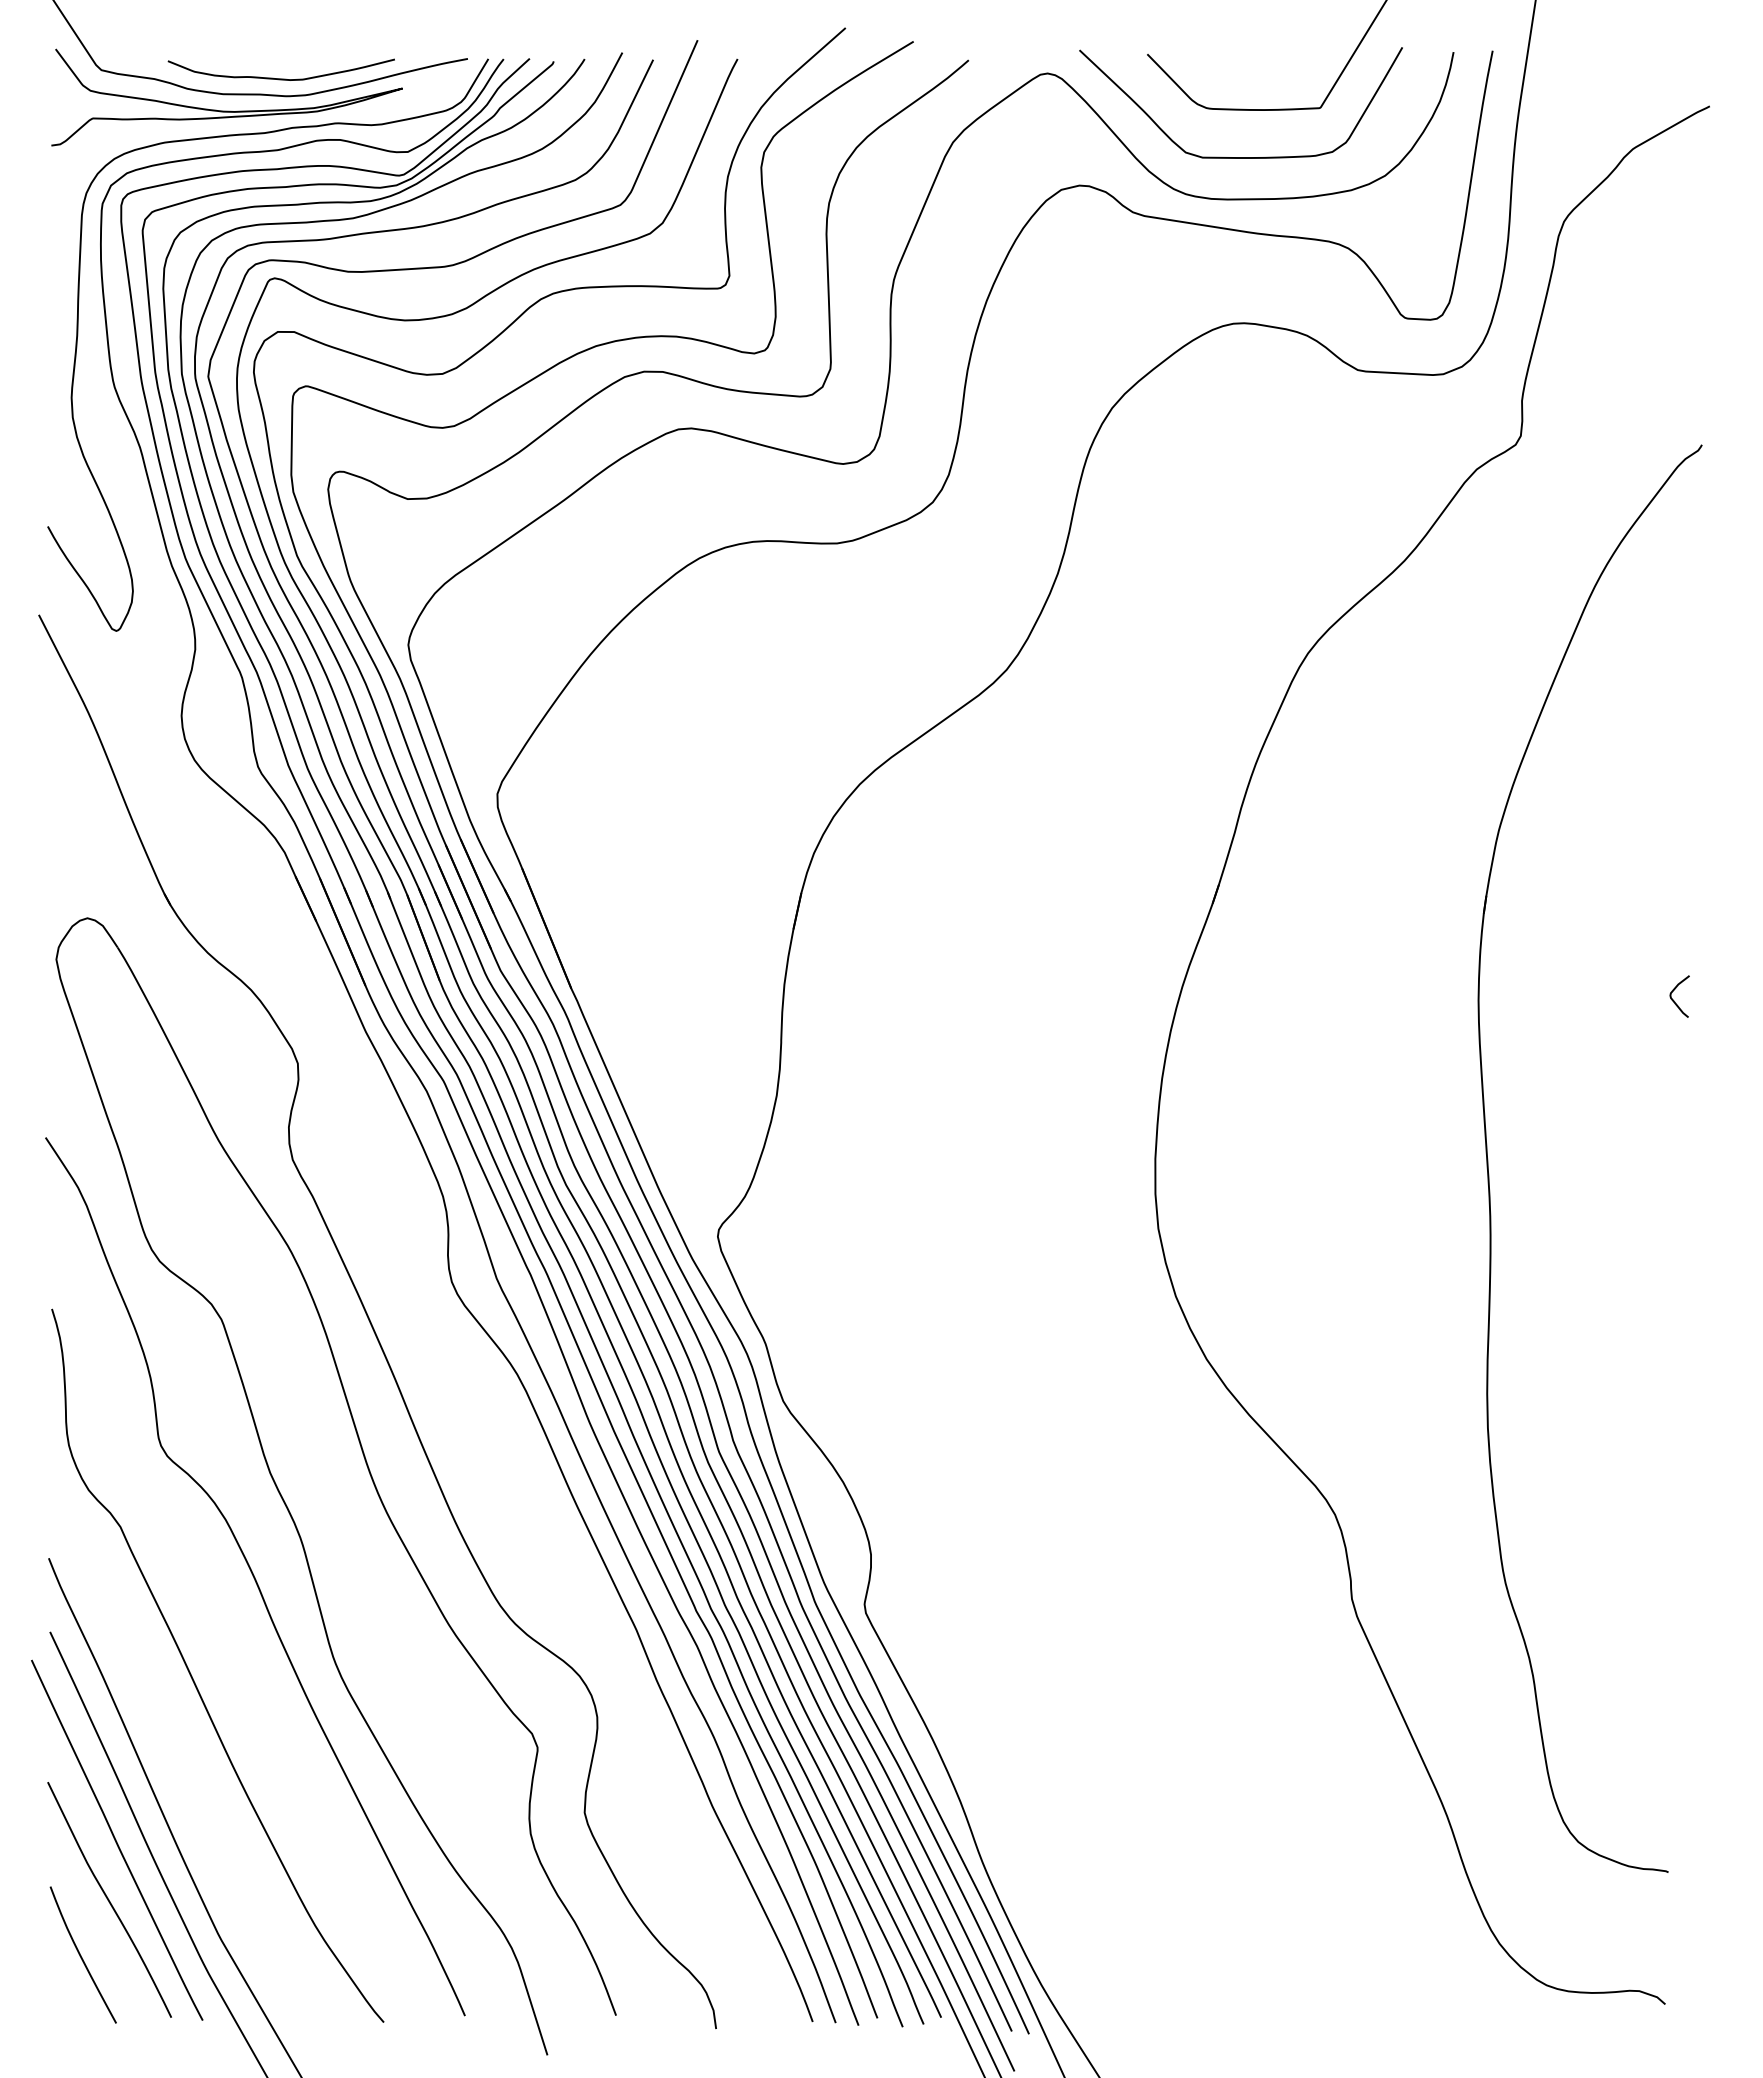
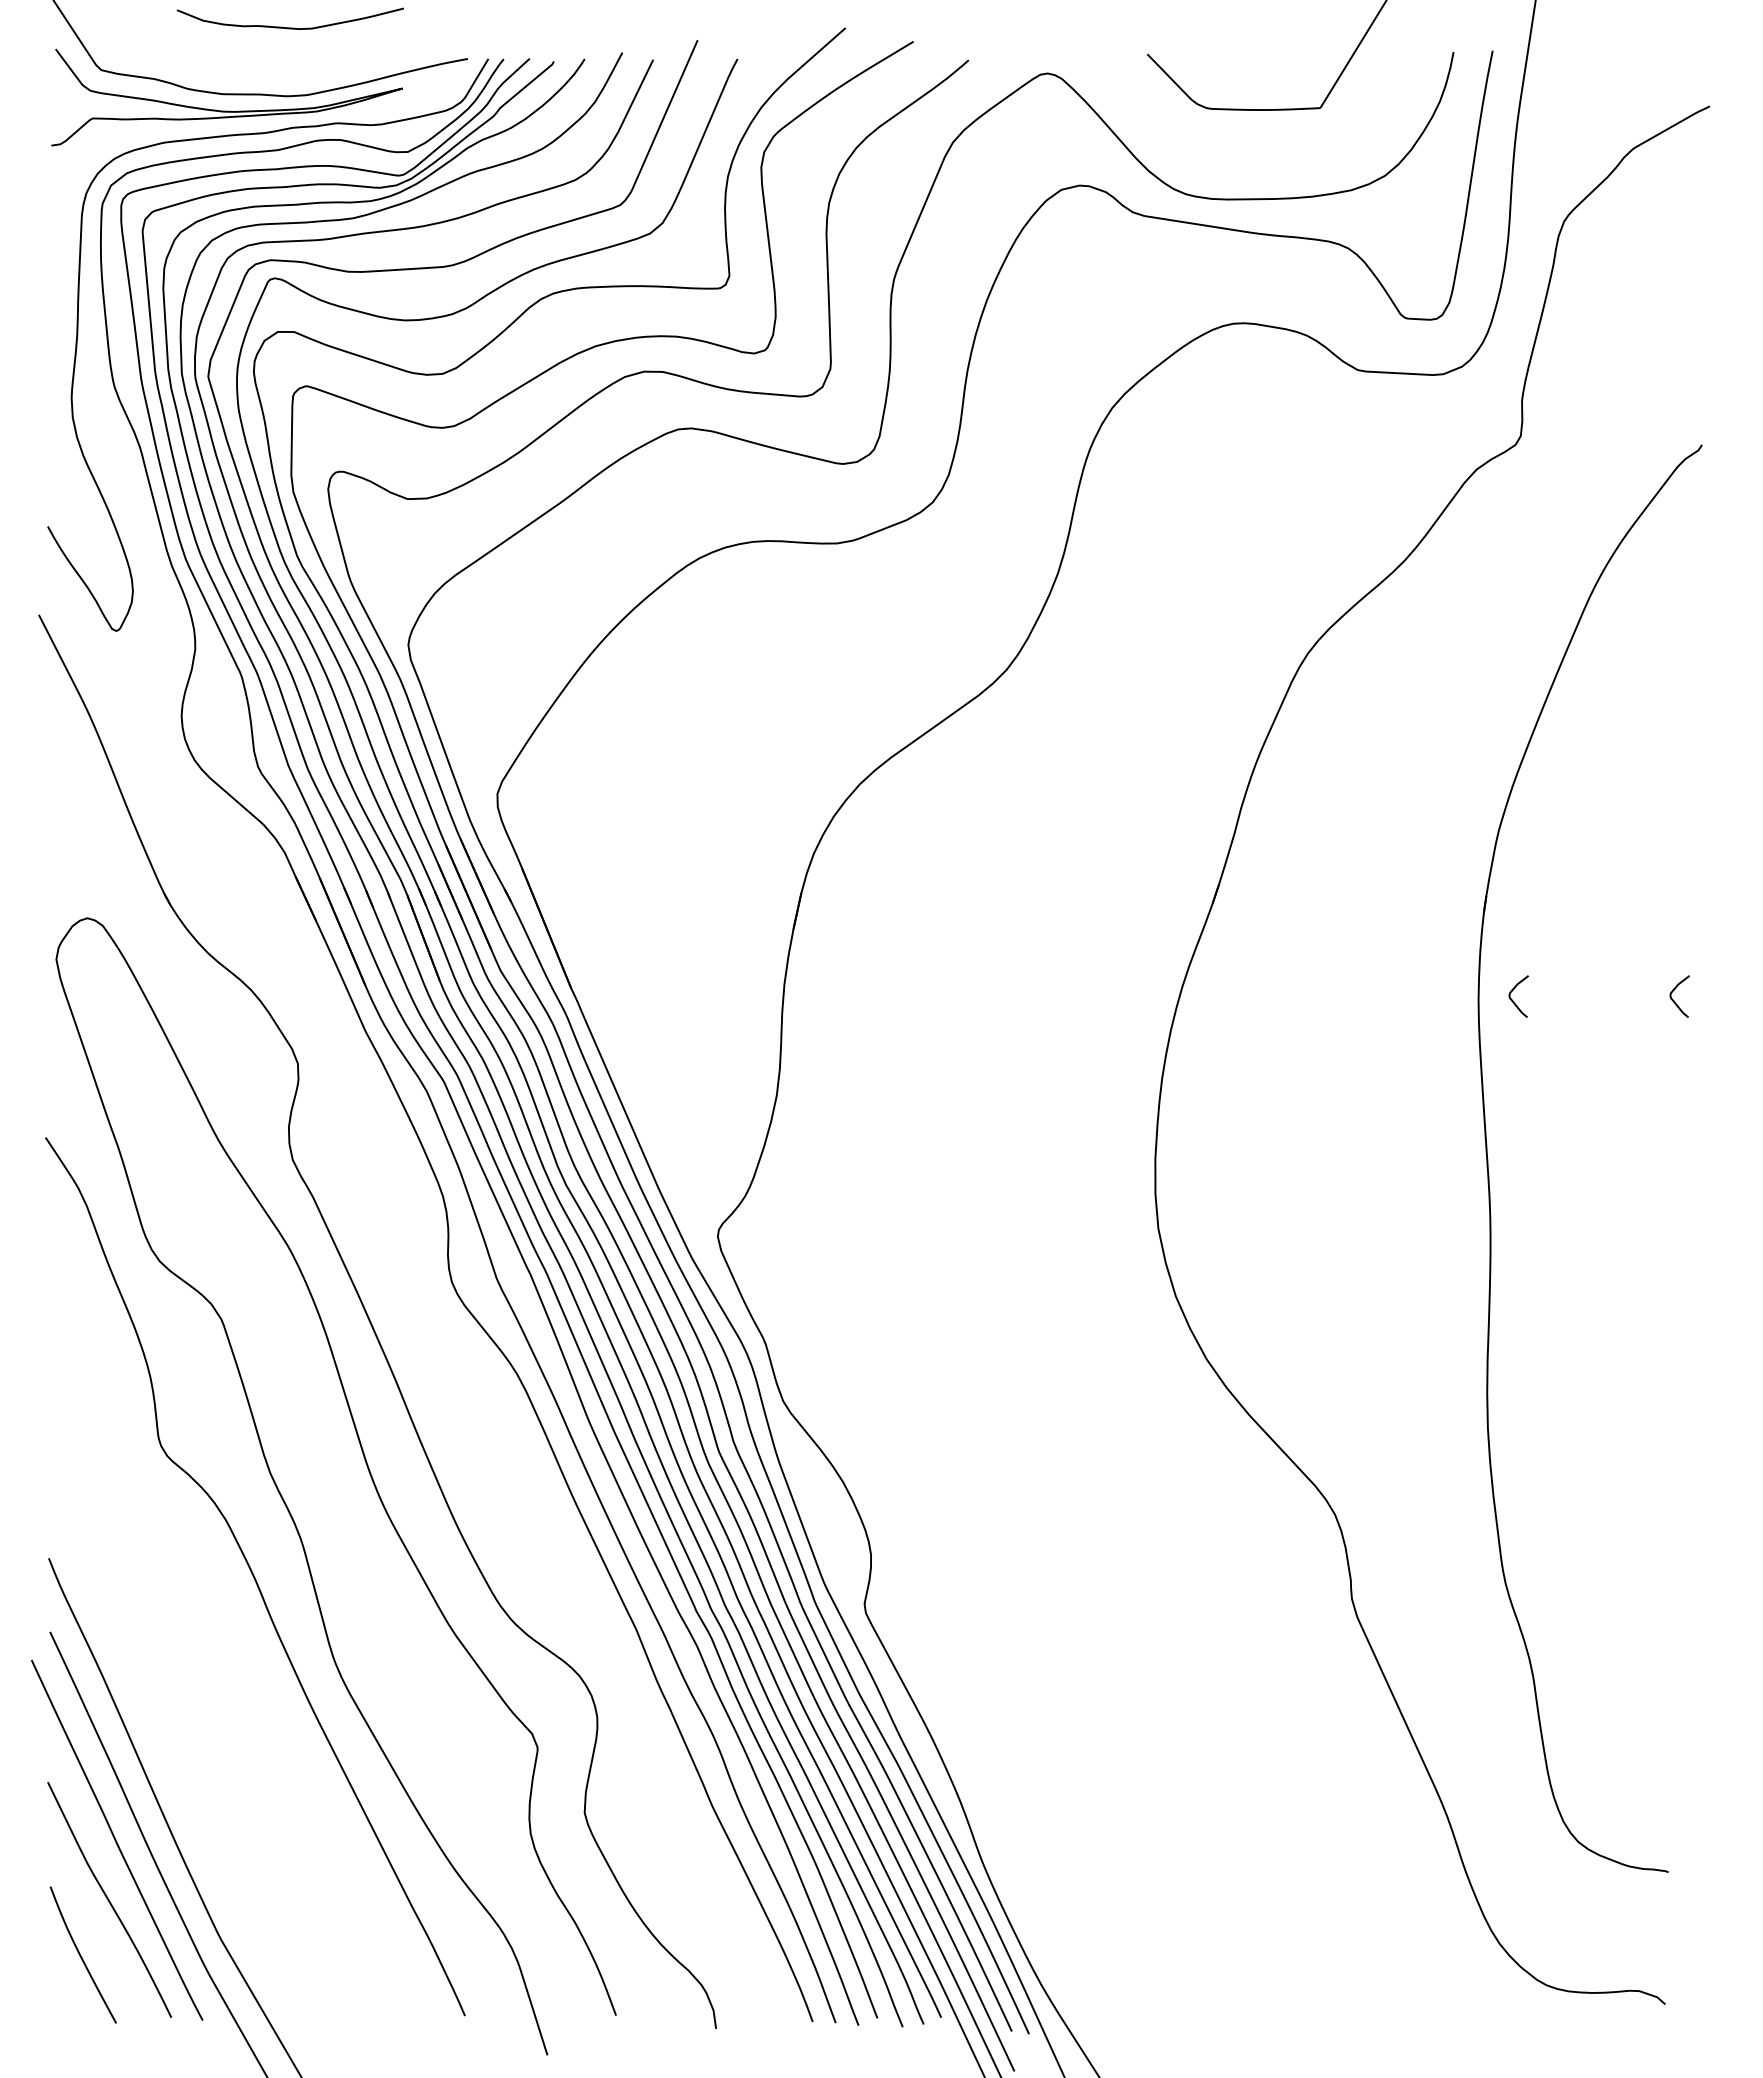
curve position: (280, 78) -> (289, 27) (289, 27)
curve: present -> none (1240, 157)
curve: none -> present (1513, 1000)
curve: present -> none (191, 1673)
